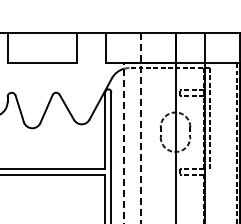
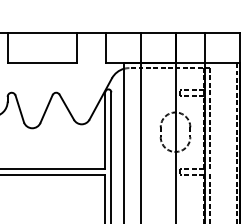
line: dashed -> solid (140, 128)
line: dashed -> solid (124, 142)
line: none -> present (210, 195)
